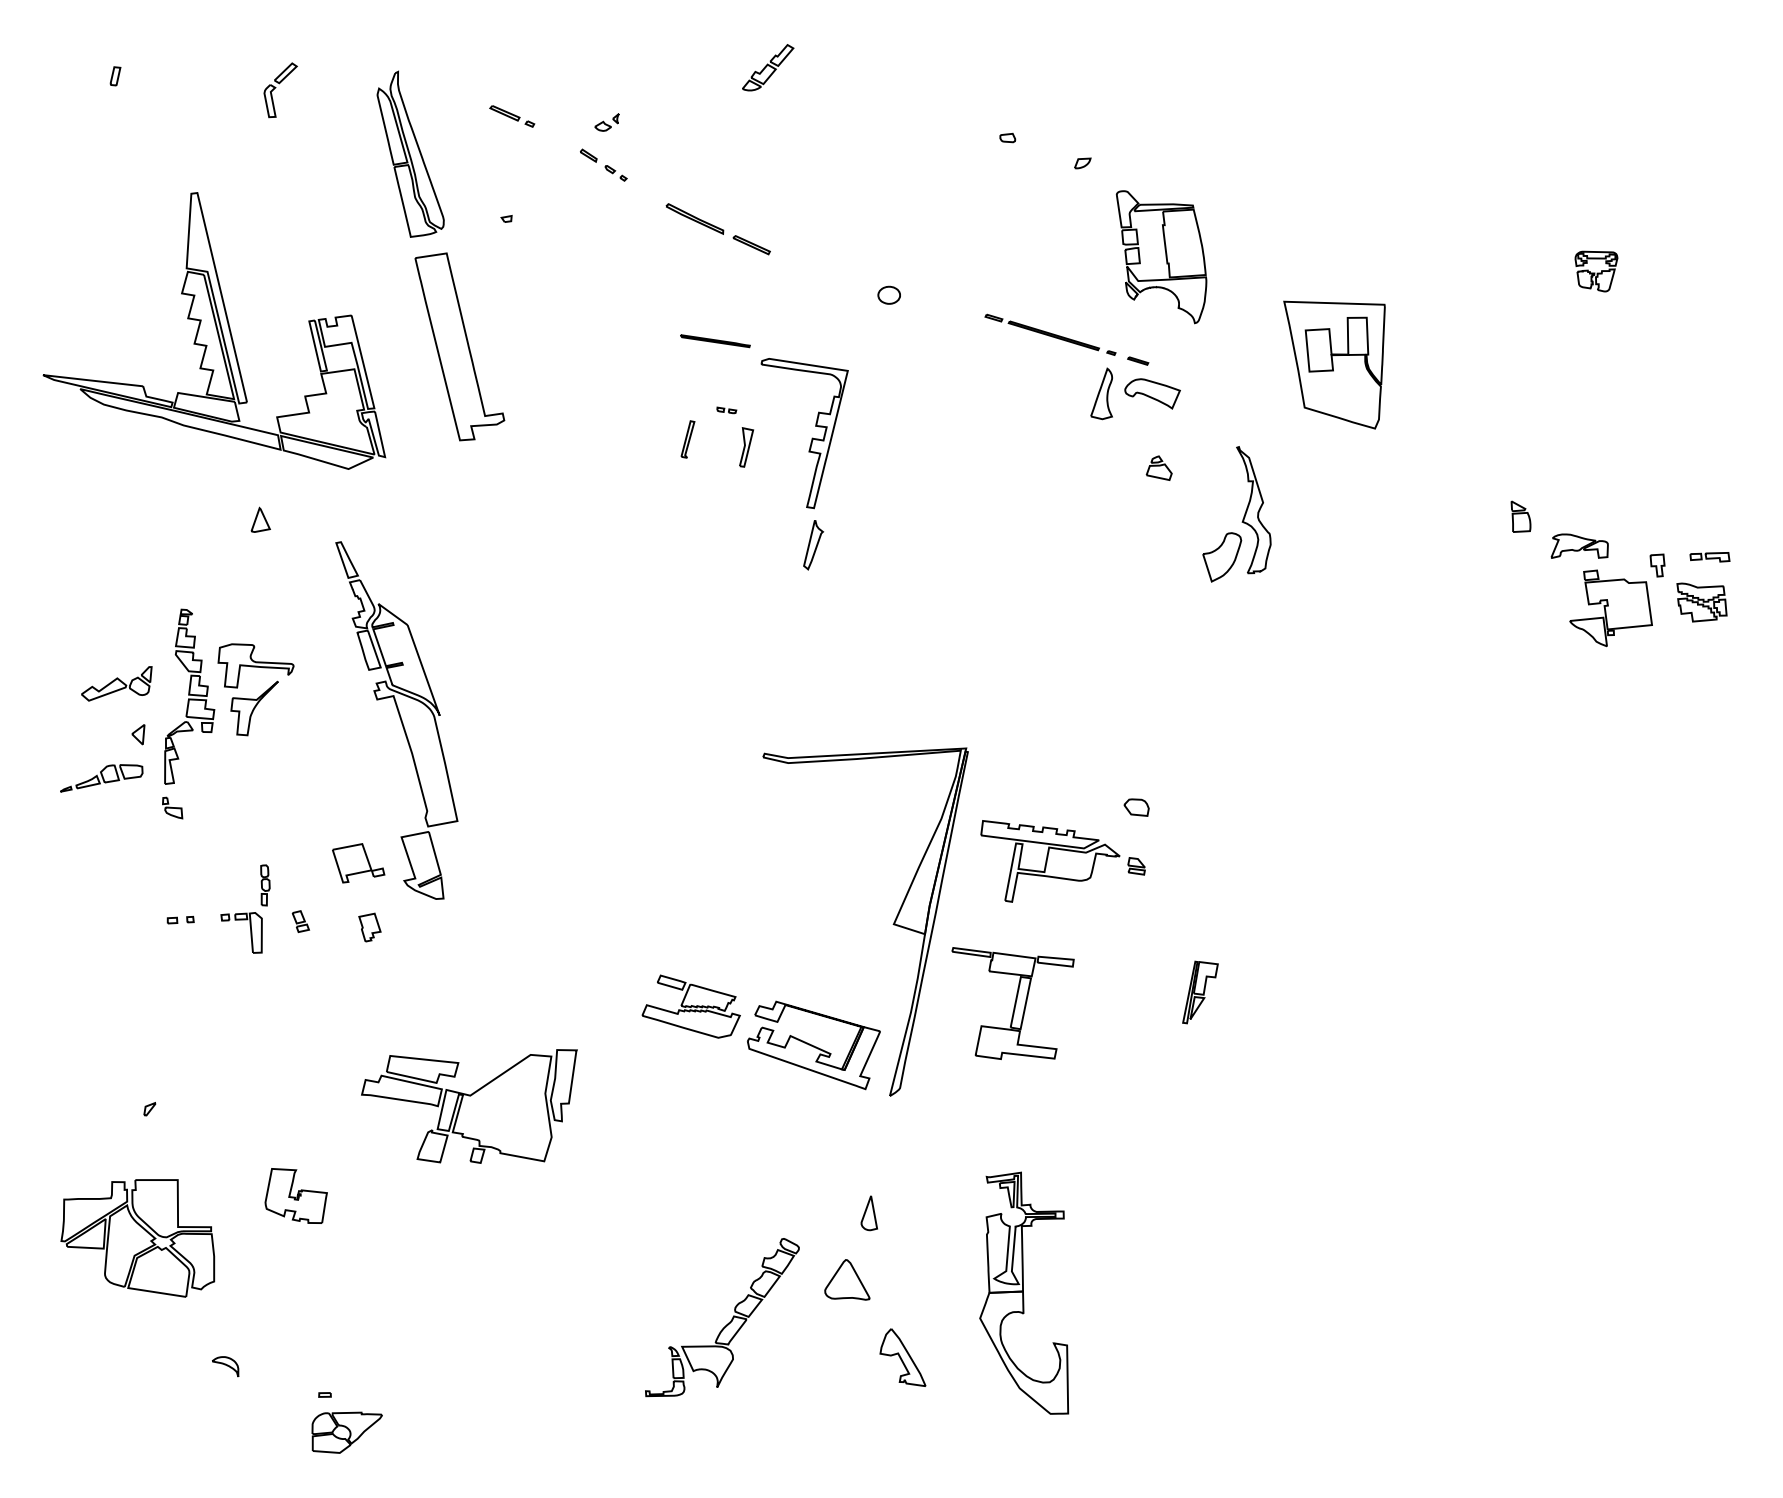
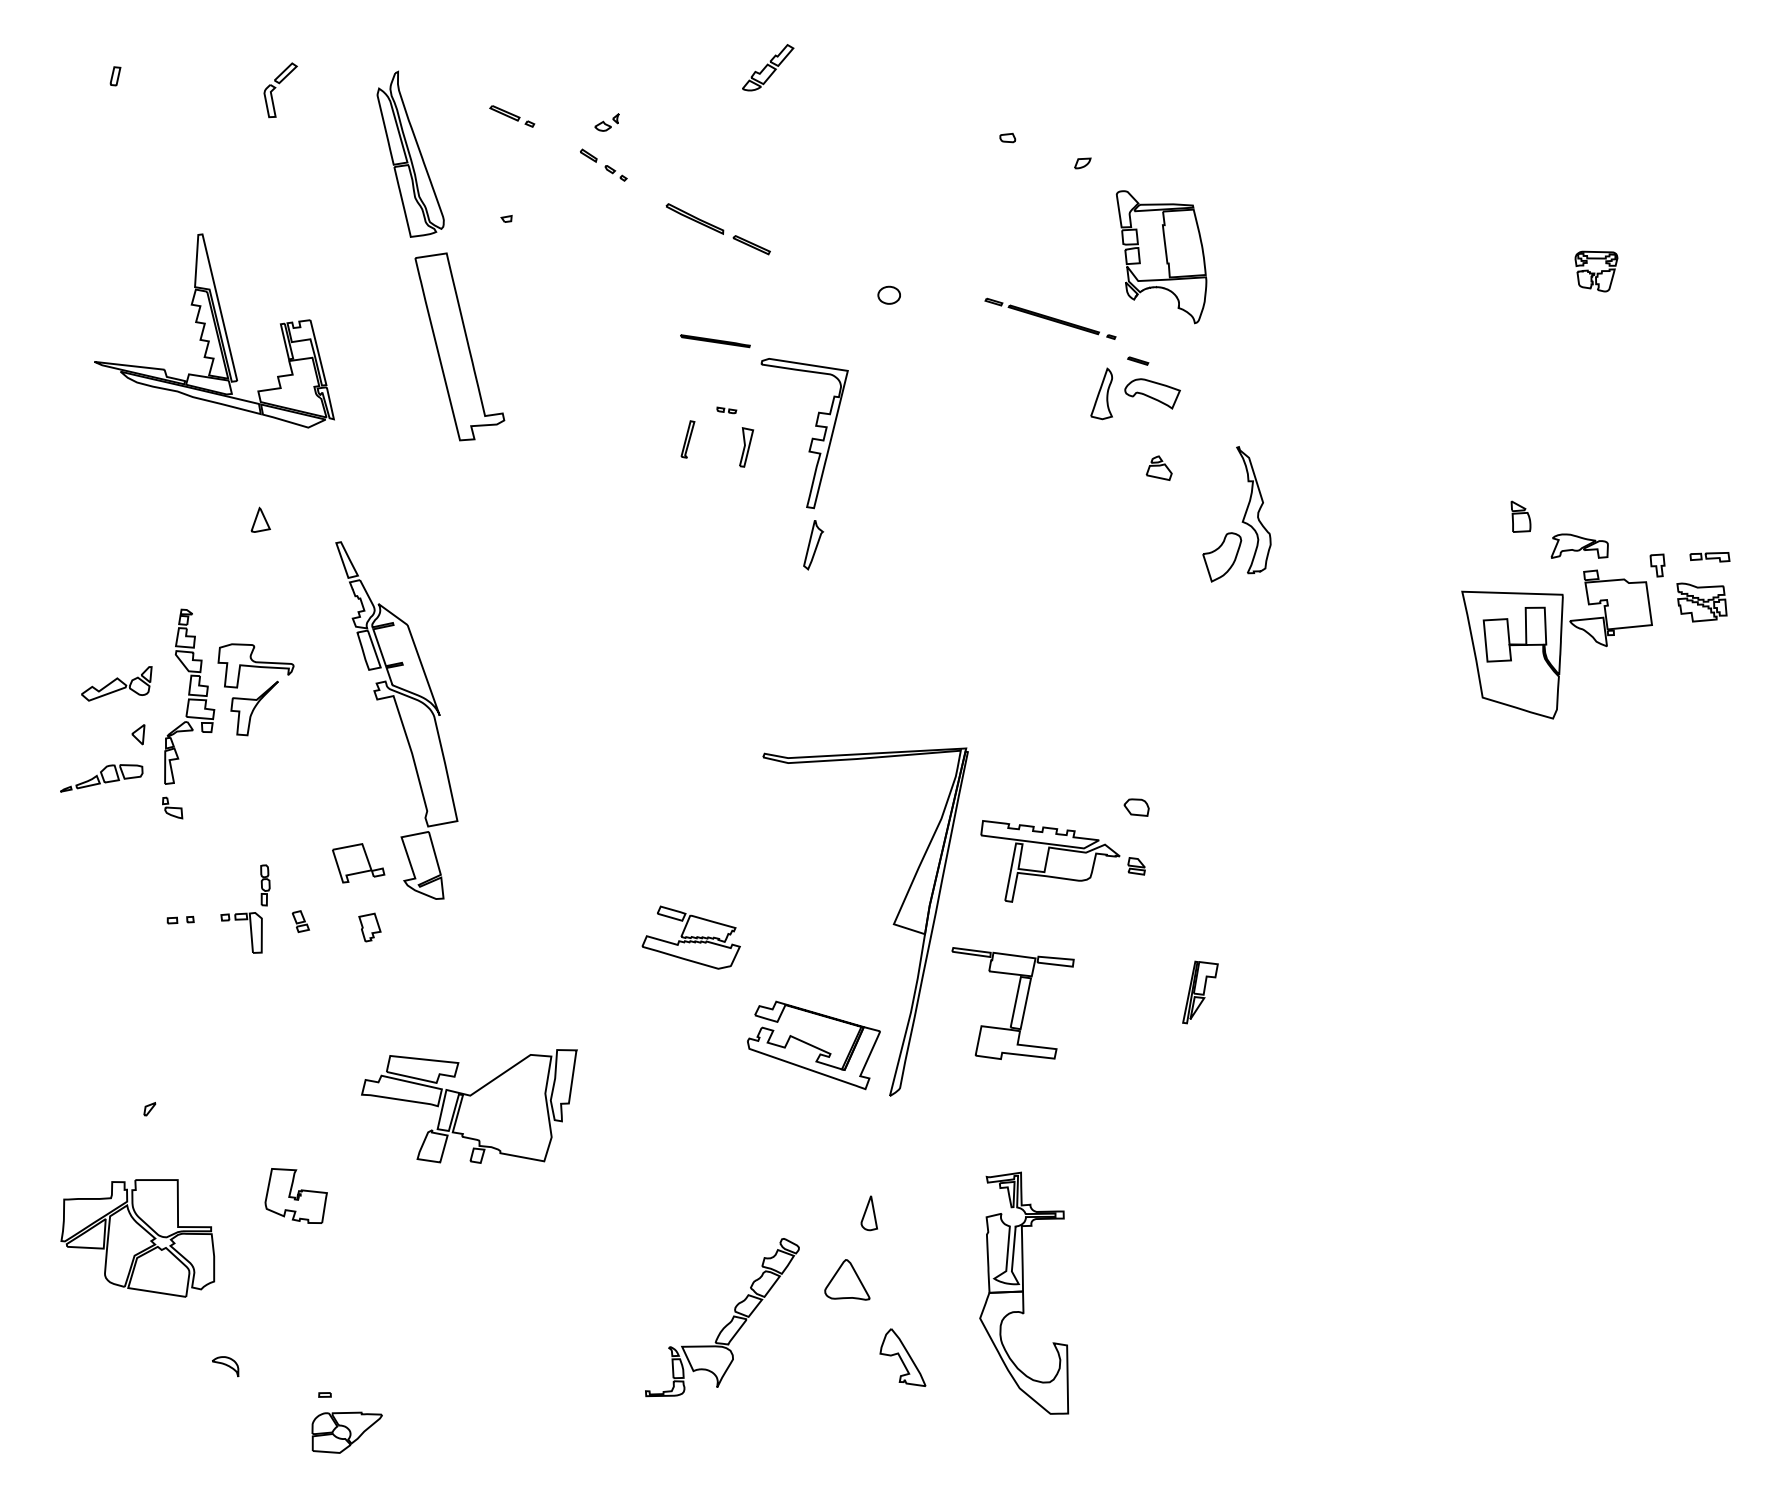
part size: 345x278 px -> 241x196 px (214, 330)
part position: (1050, 334) -> (1050, 318) (1050, 318)
part position: (1334, 364) -> (1512, 654) (1512, 654)
part position: (690, 1006) -> (690, 937) (690, 937)
